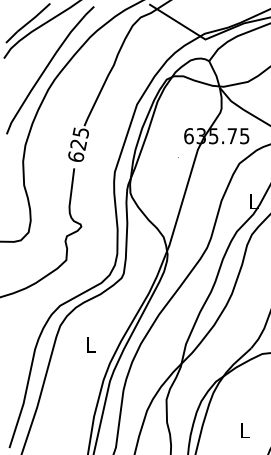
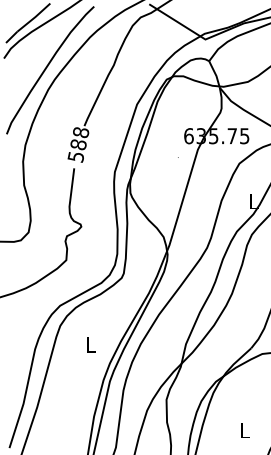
text: 625 -> 588 (78, 144)
